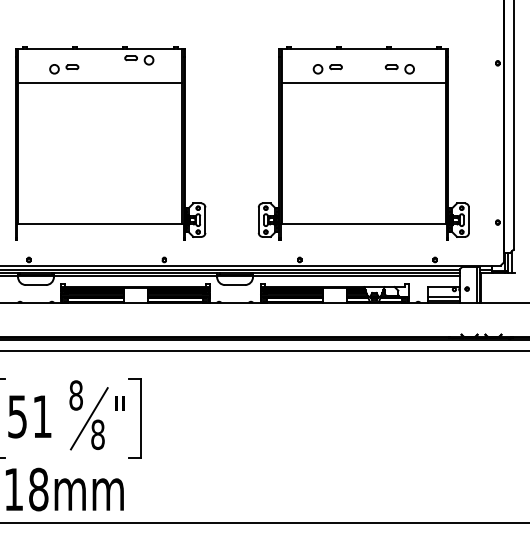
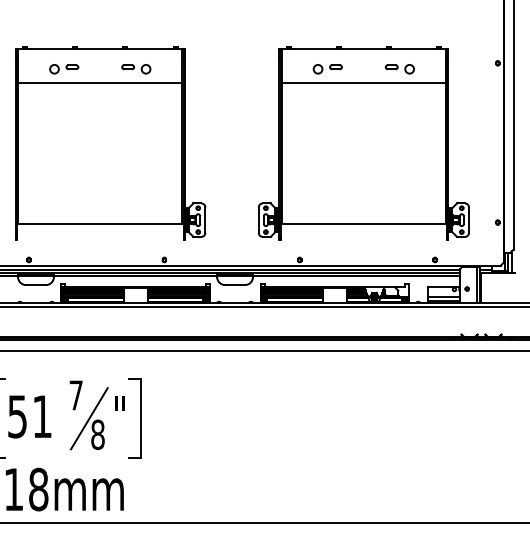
part position: (139, 60) -> (136, 69) (136, 69)
line: none -> present (264, 306)
text: 8 -> 7 (75, 395)
